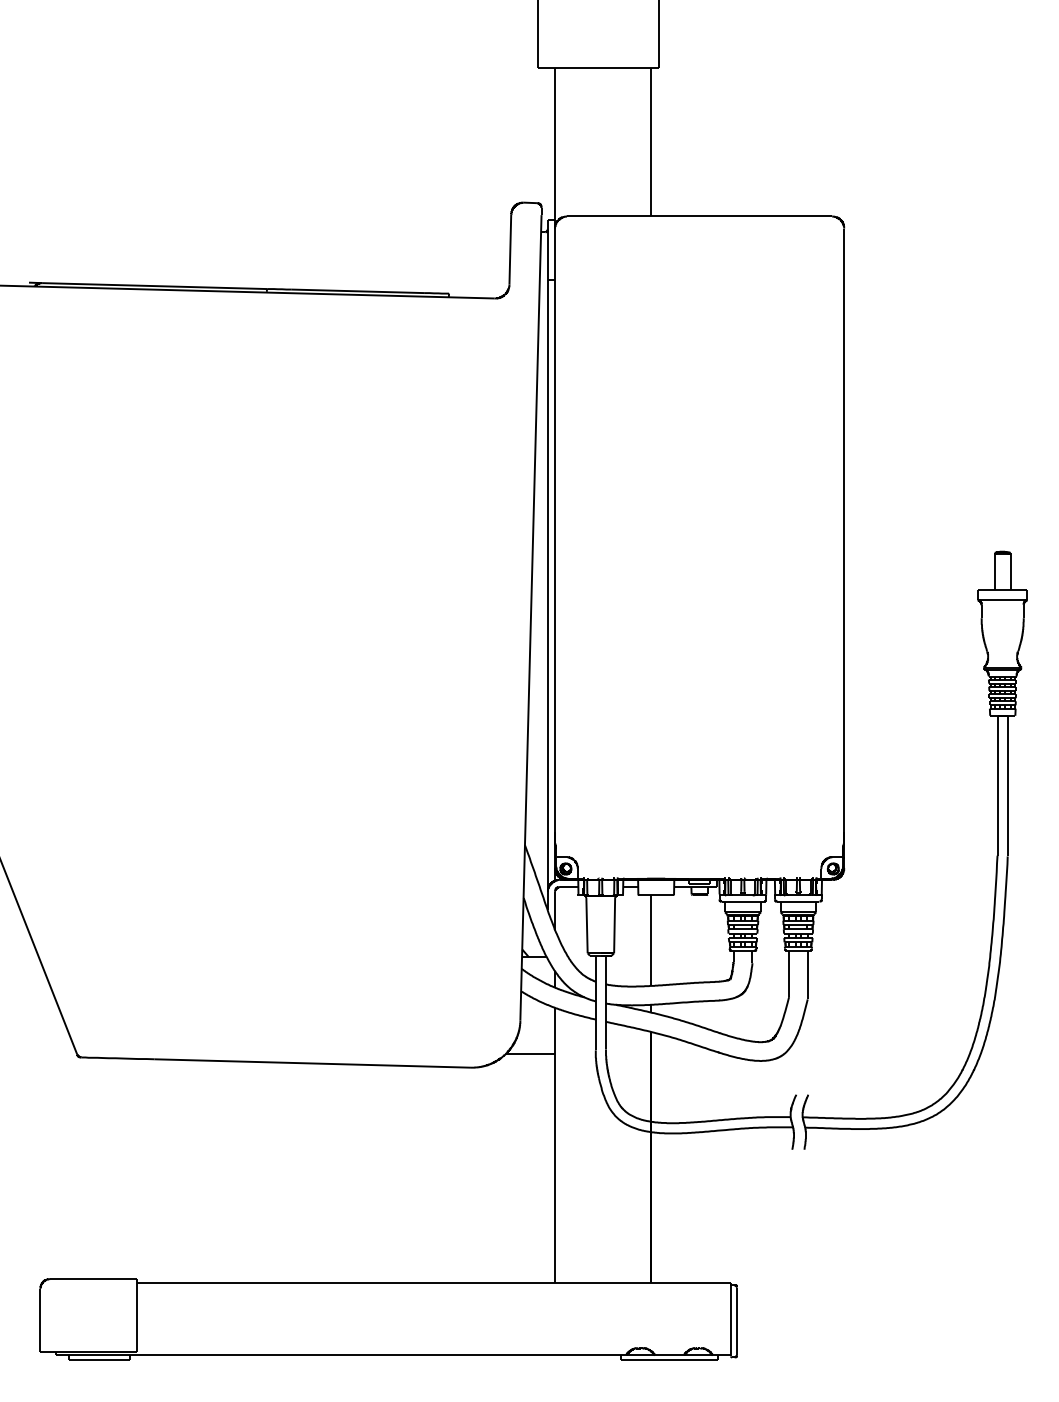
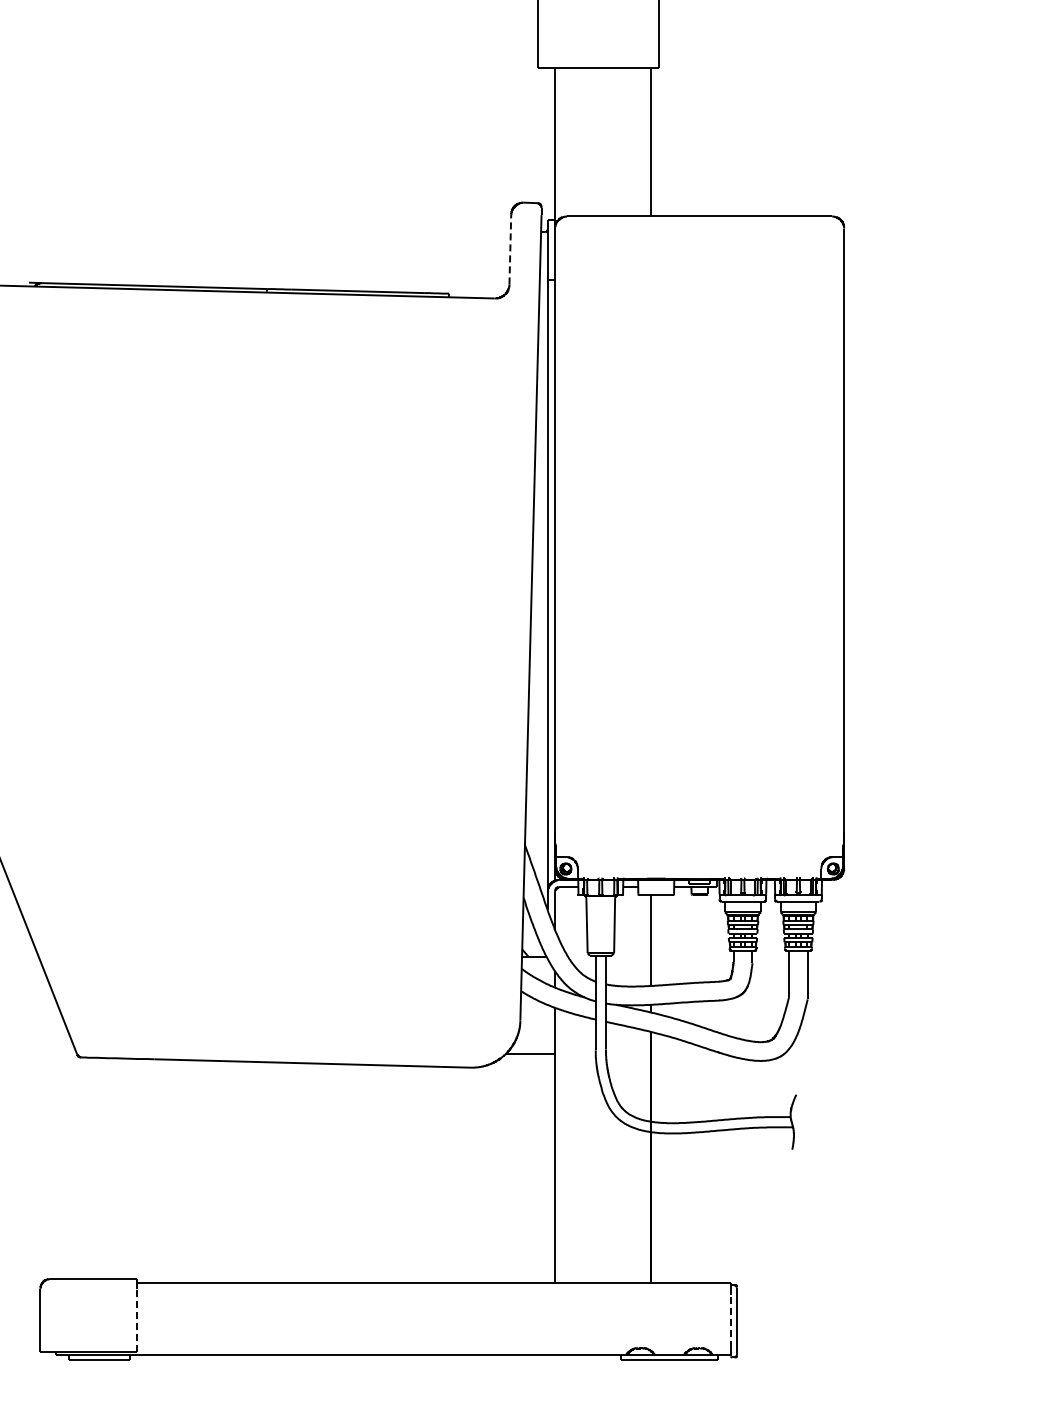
line: solid -> dashed (510, 248)
part: present -> none (996, 855)
line: solid -> dashed (136, 1319)
line: solid -> dashed (731, 1321)
